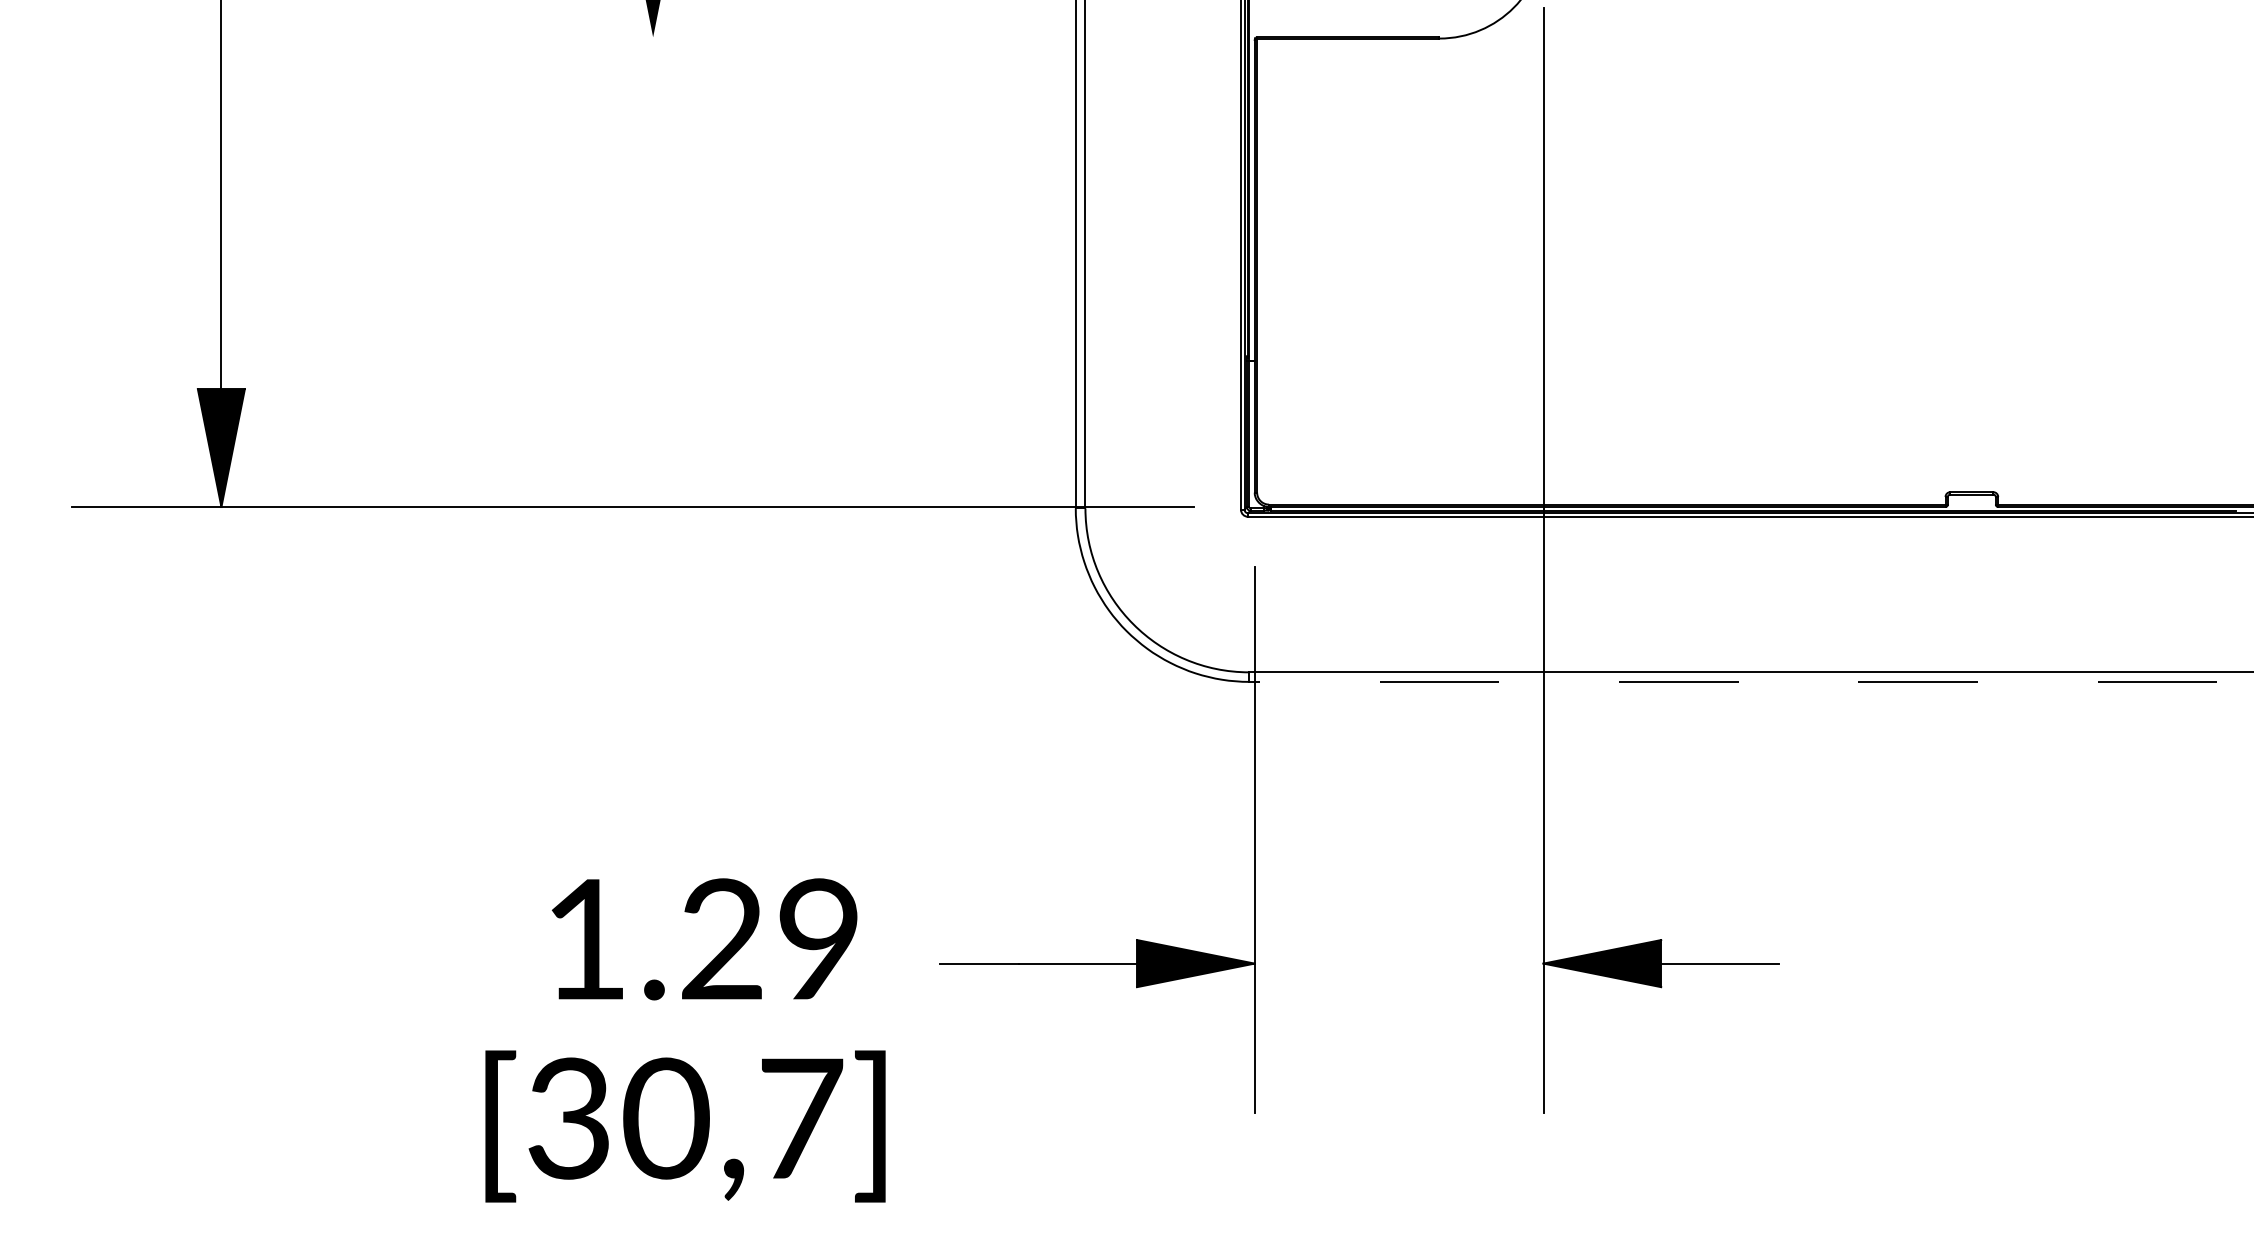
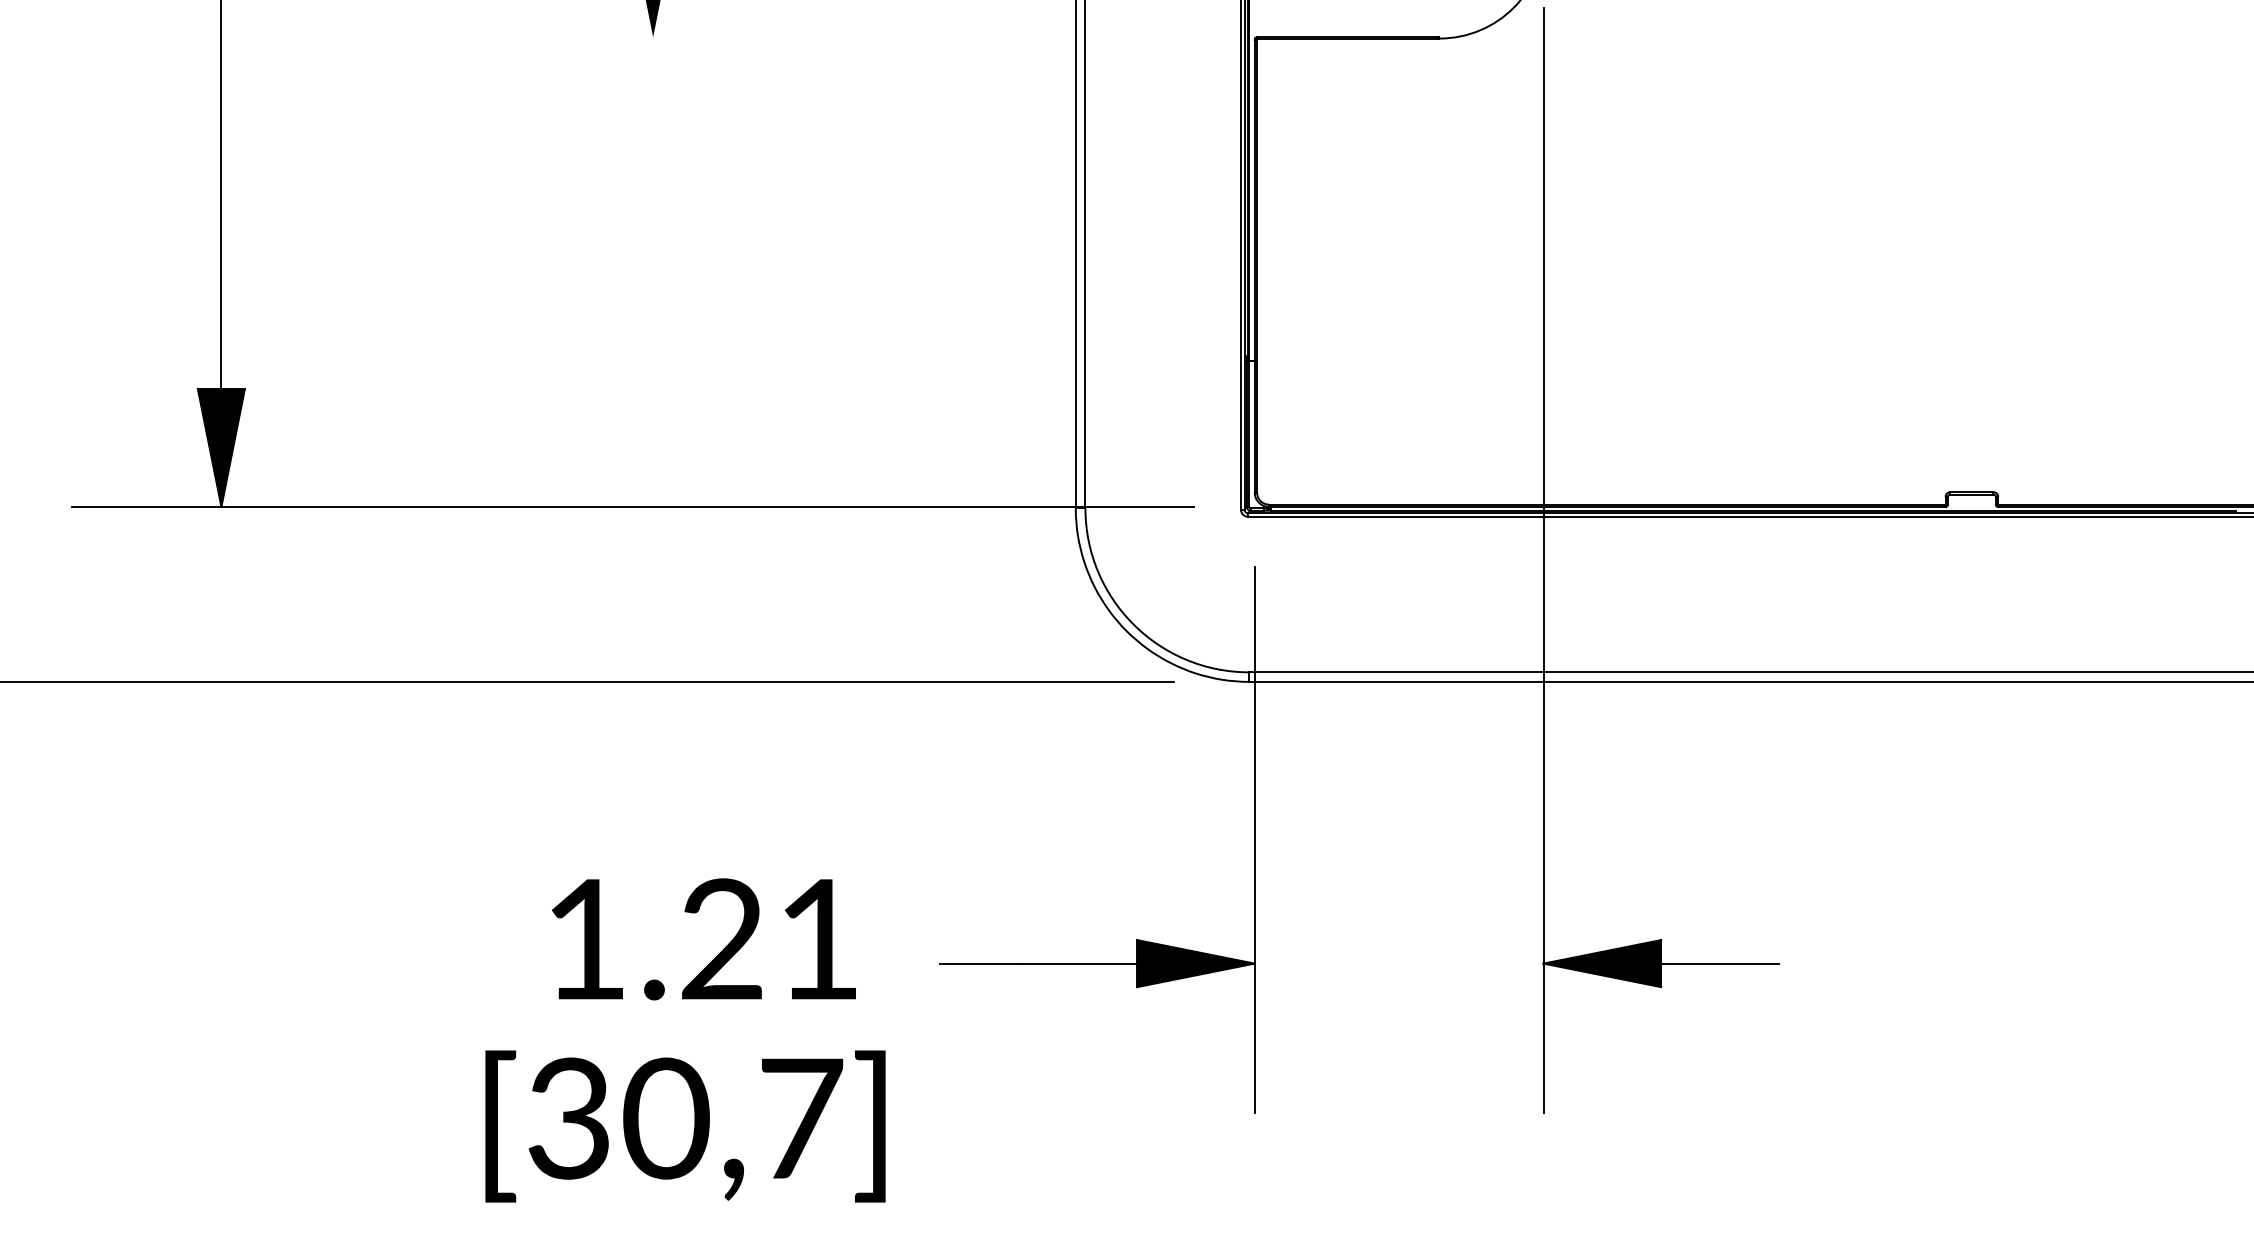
line: none -> present (588, 681)
line: dashed -> solid (1751, 681)
text: 1.29 -> 1.21 (818, 938)
